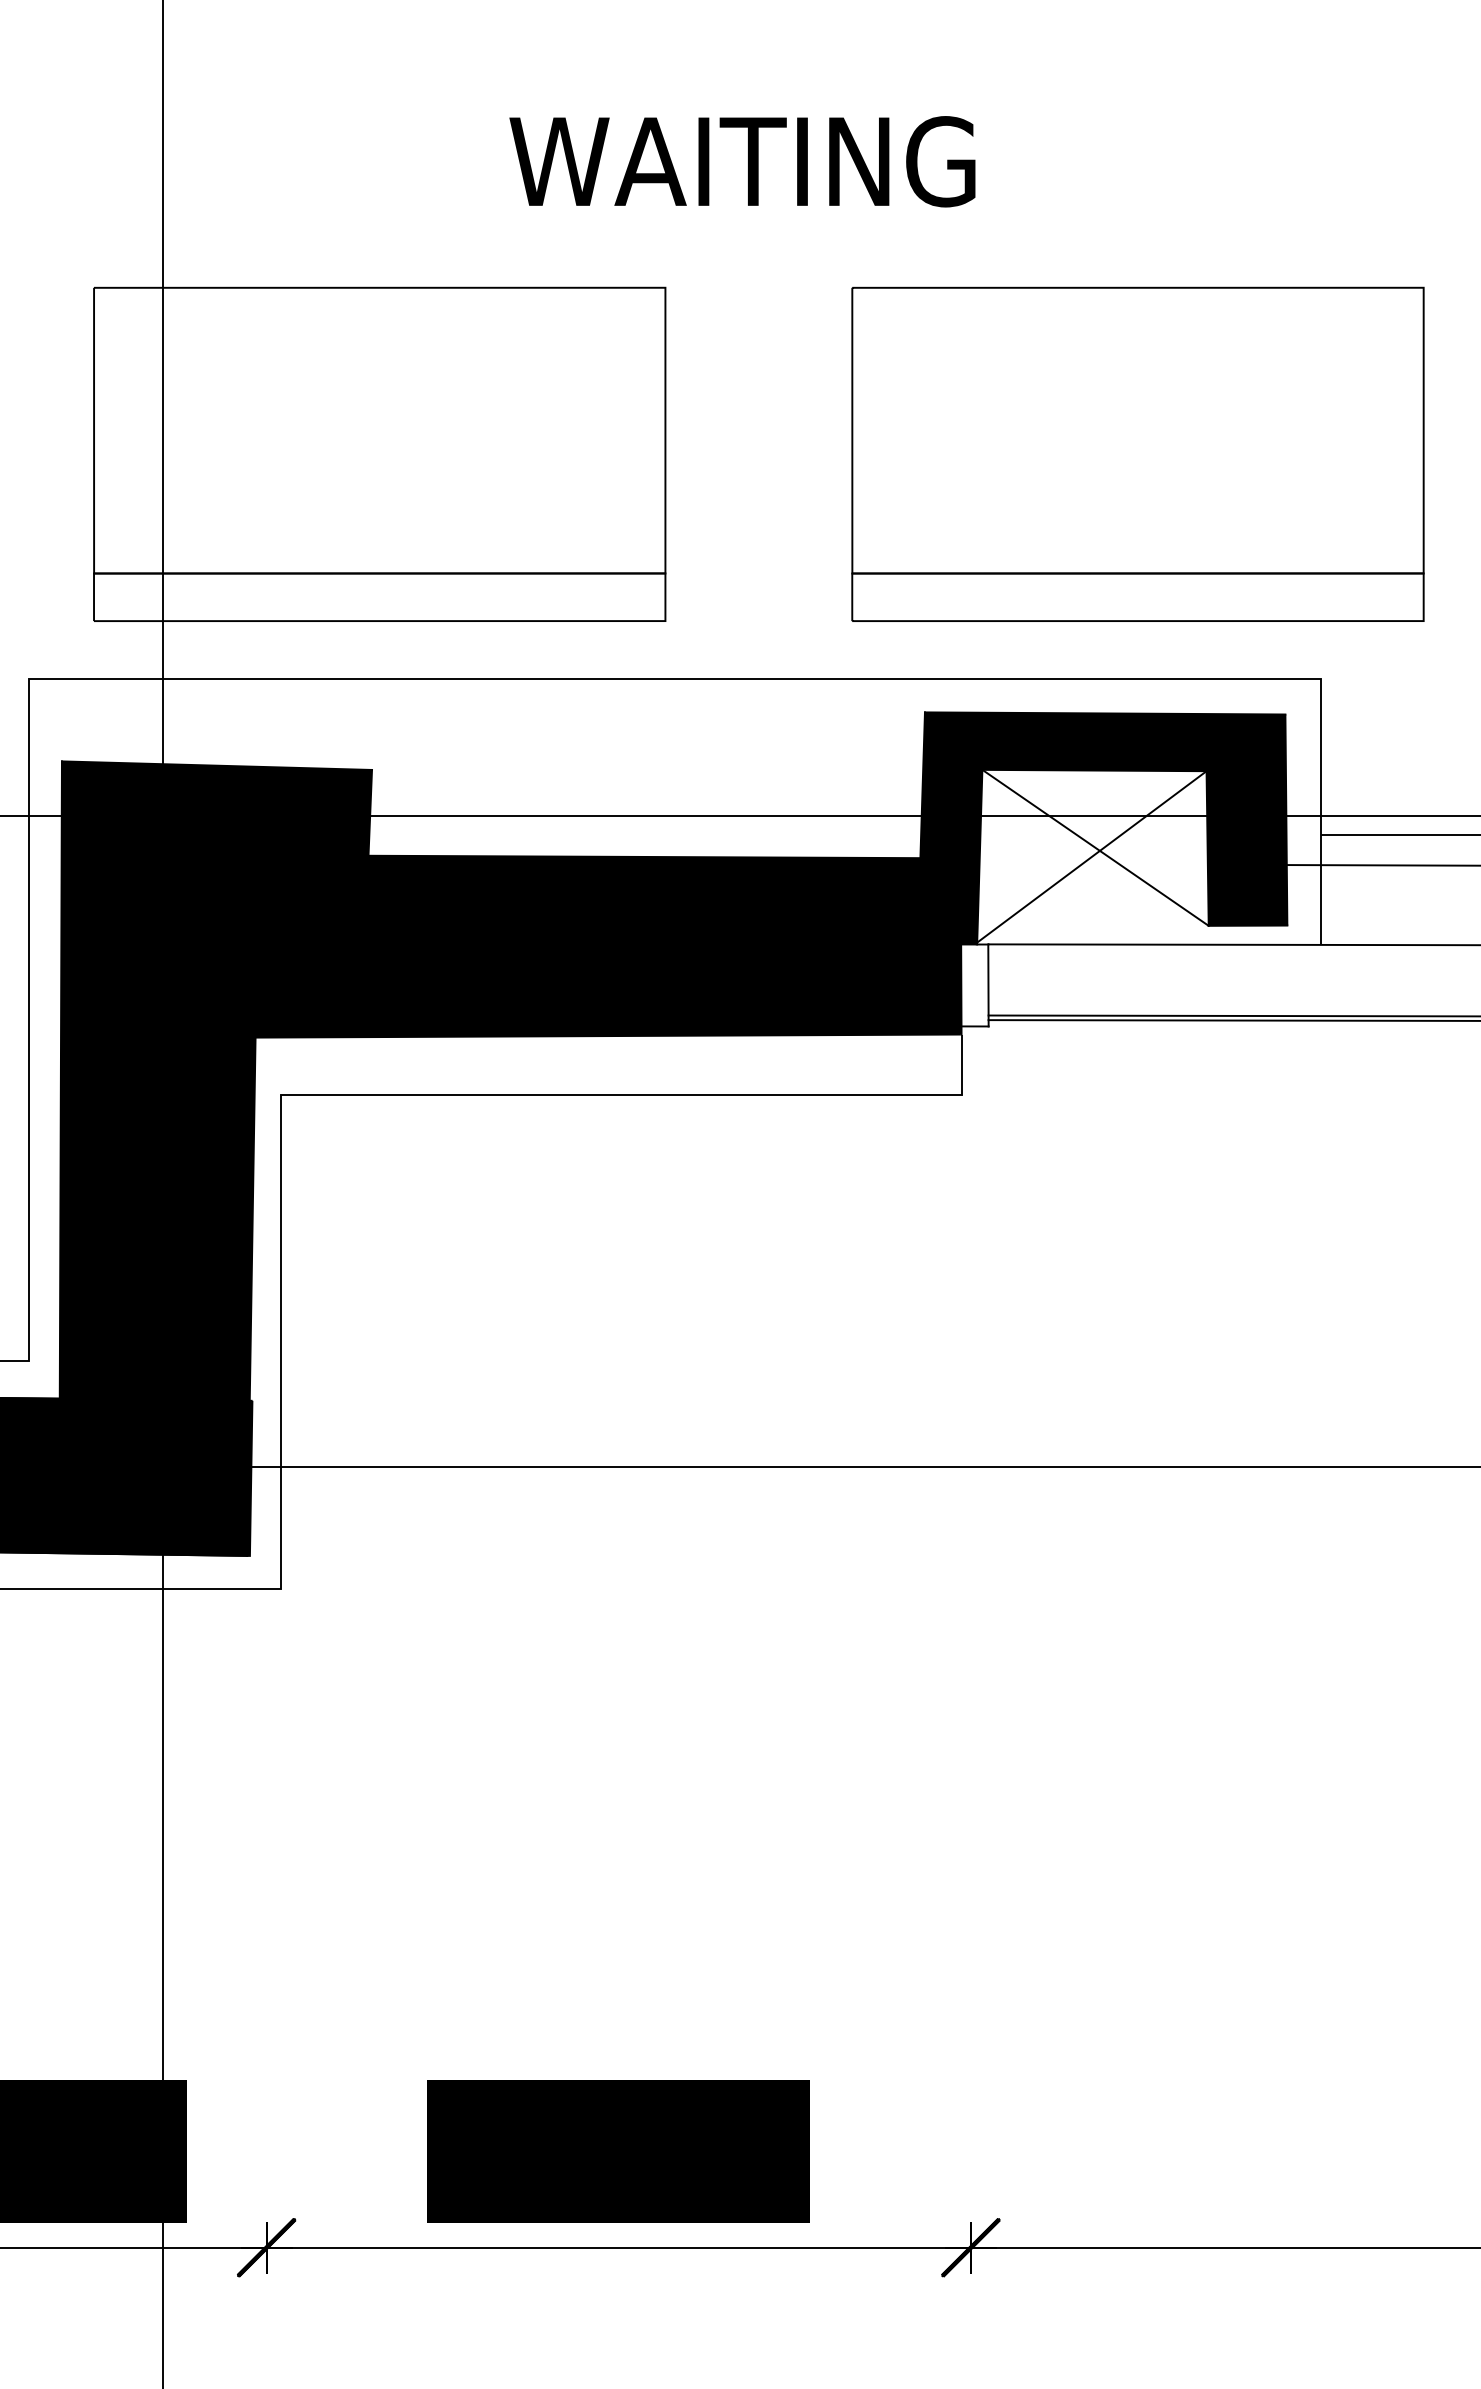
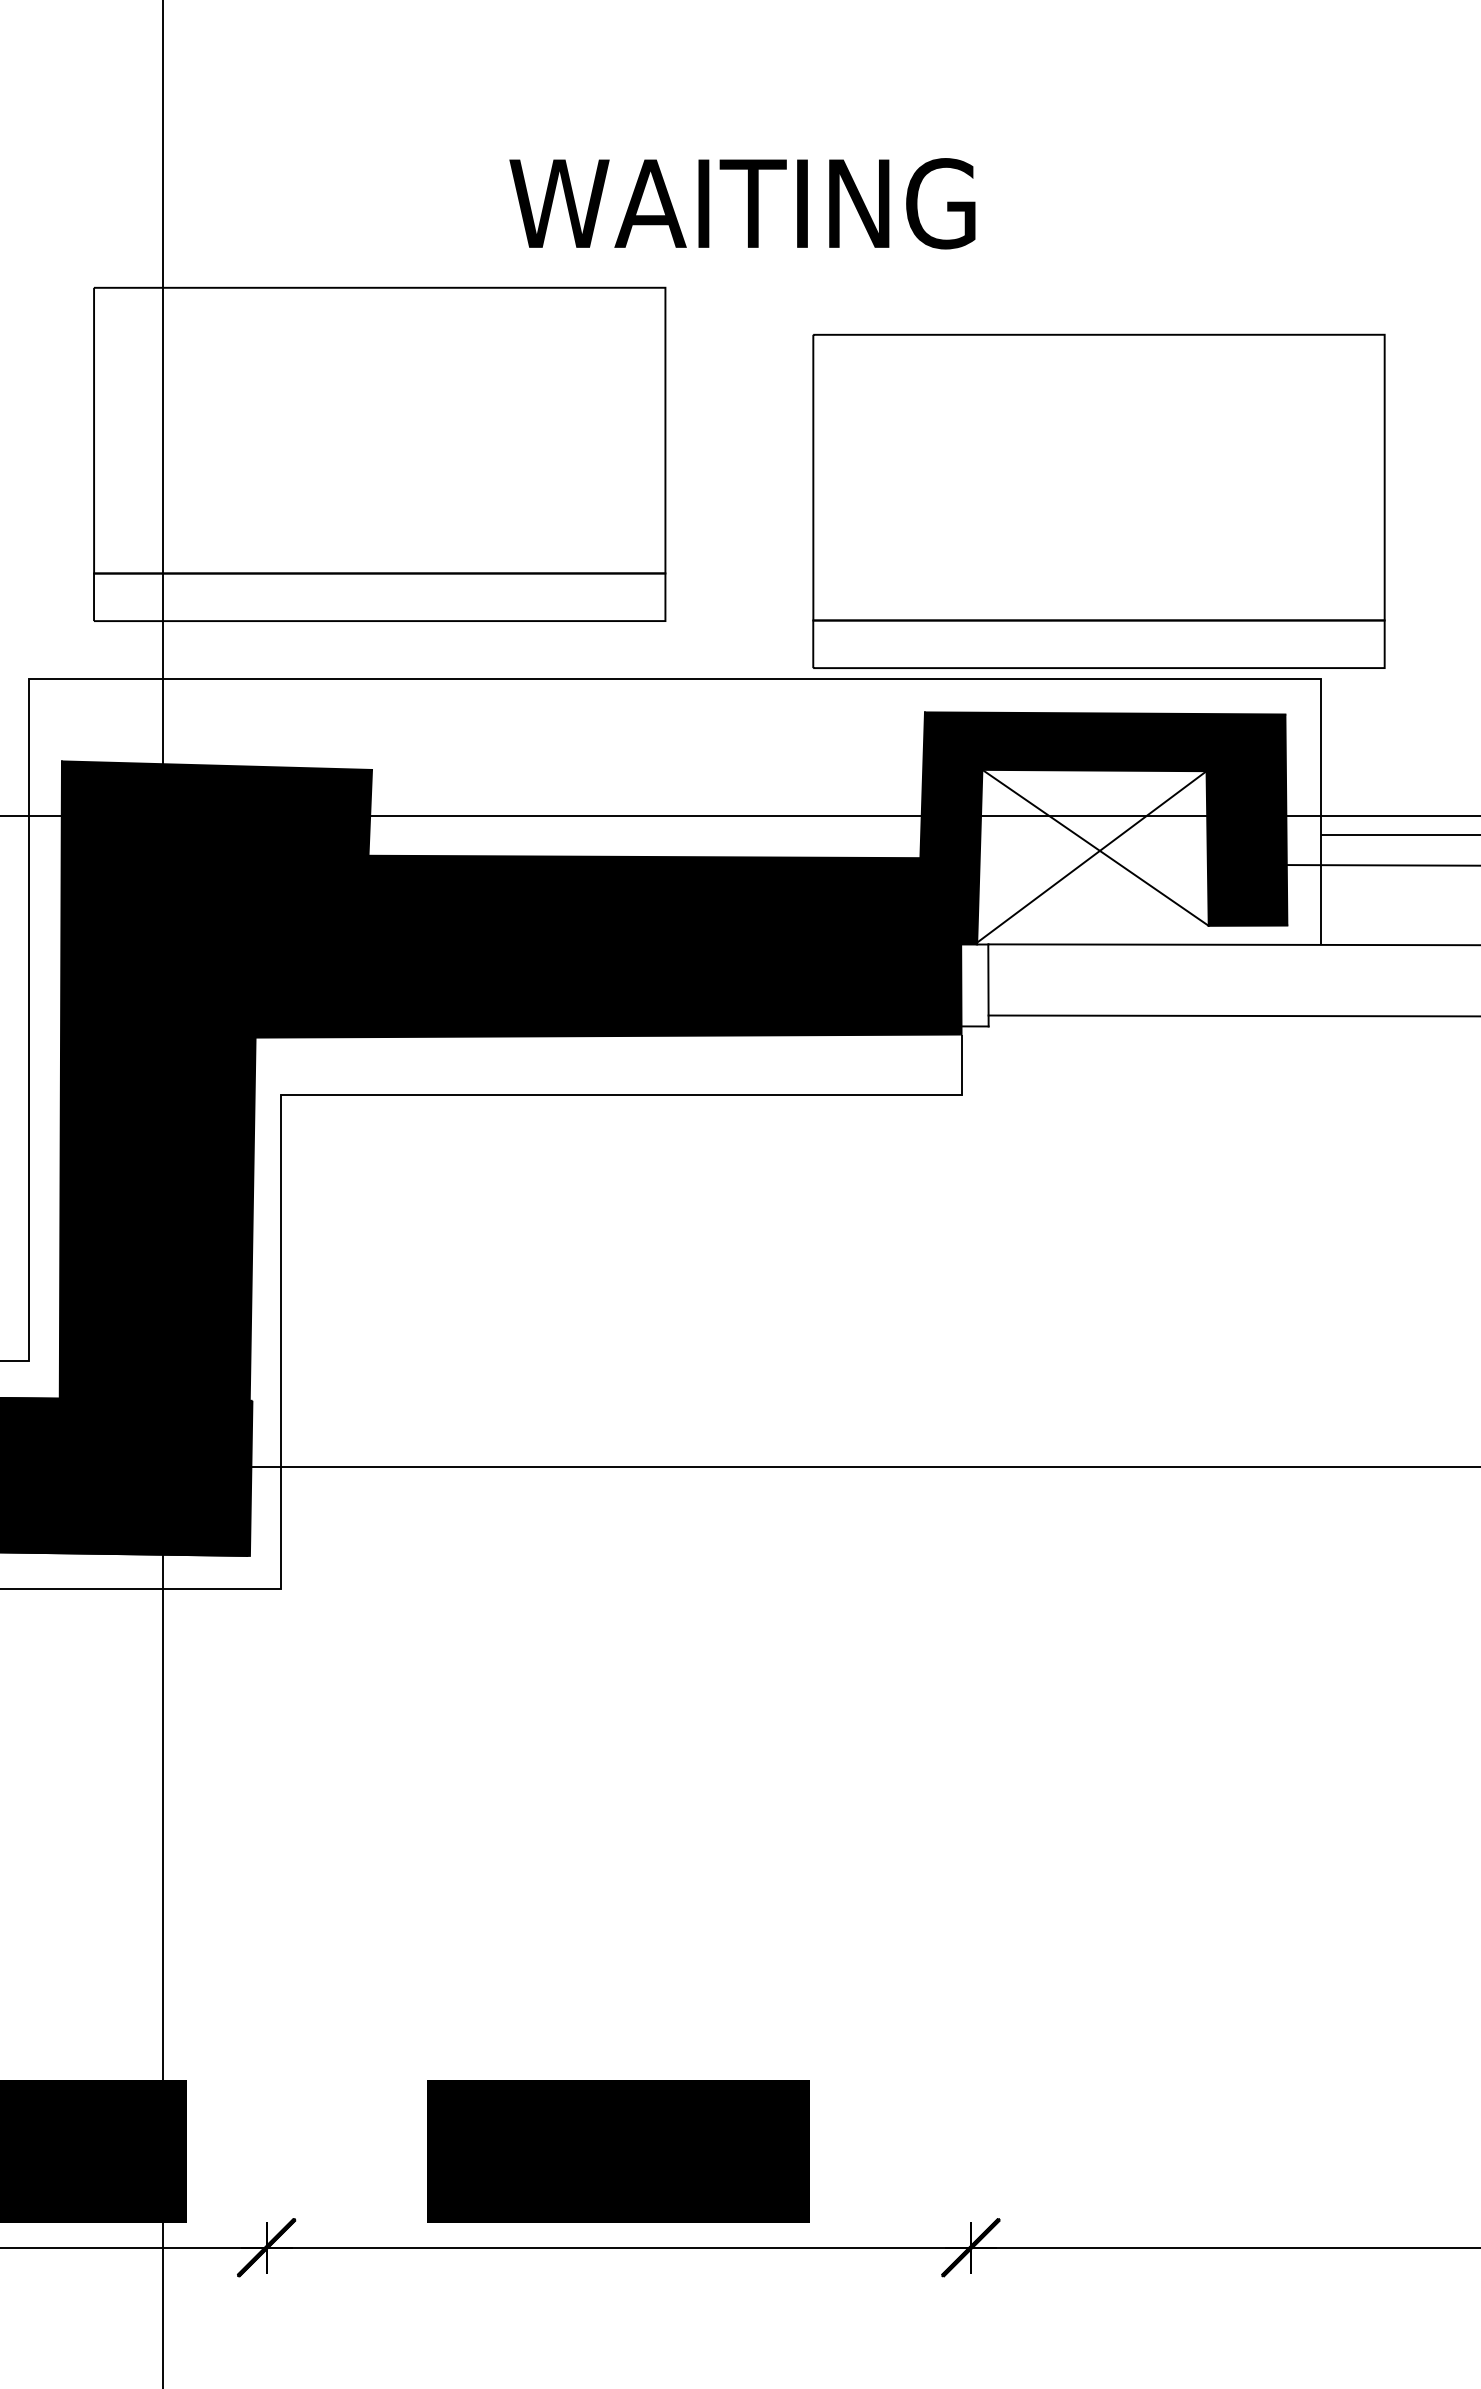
text position: (742, 161) -> (742, 203) (742, 203)
part position: (1137, 453) -> (1098, 500) (1098, 500)
line: present -> none (1232, 1020)
